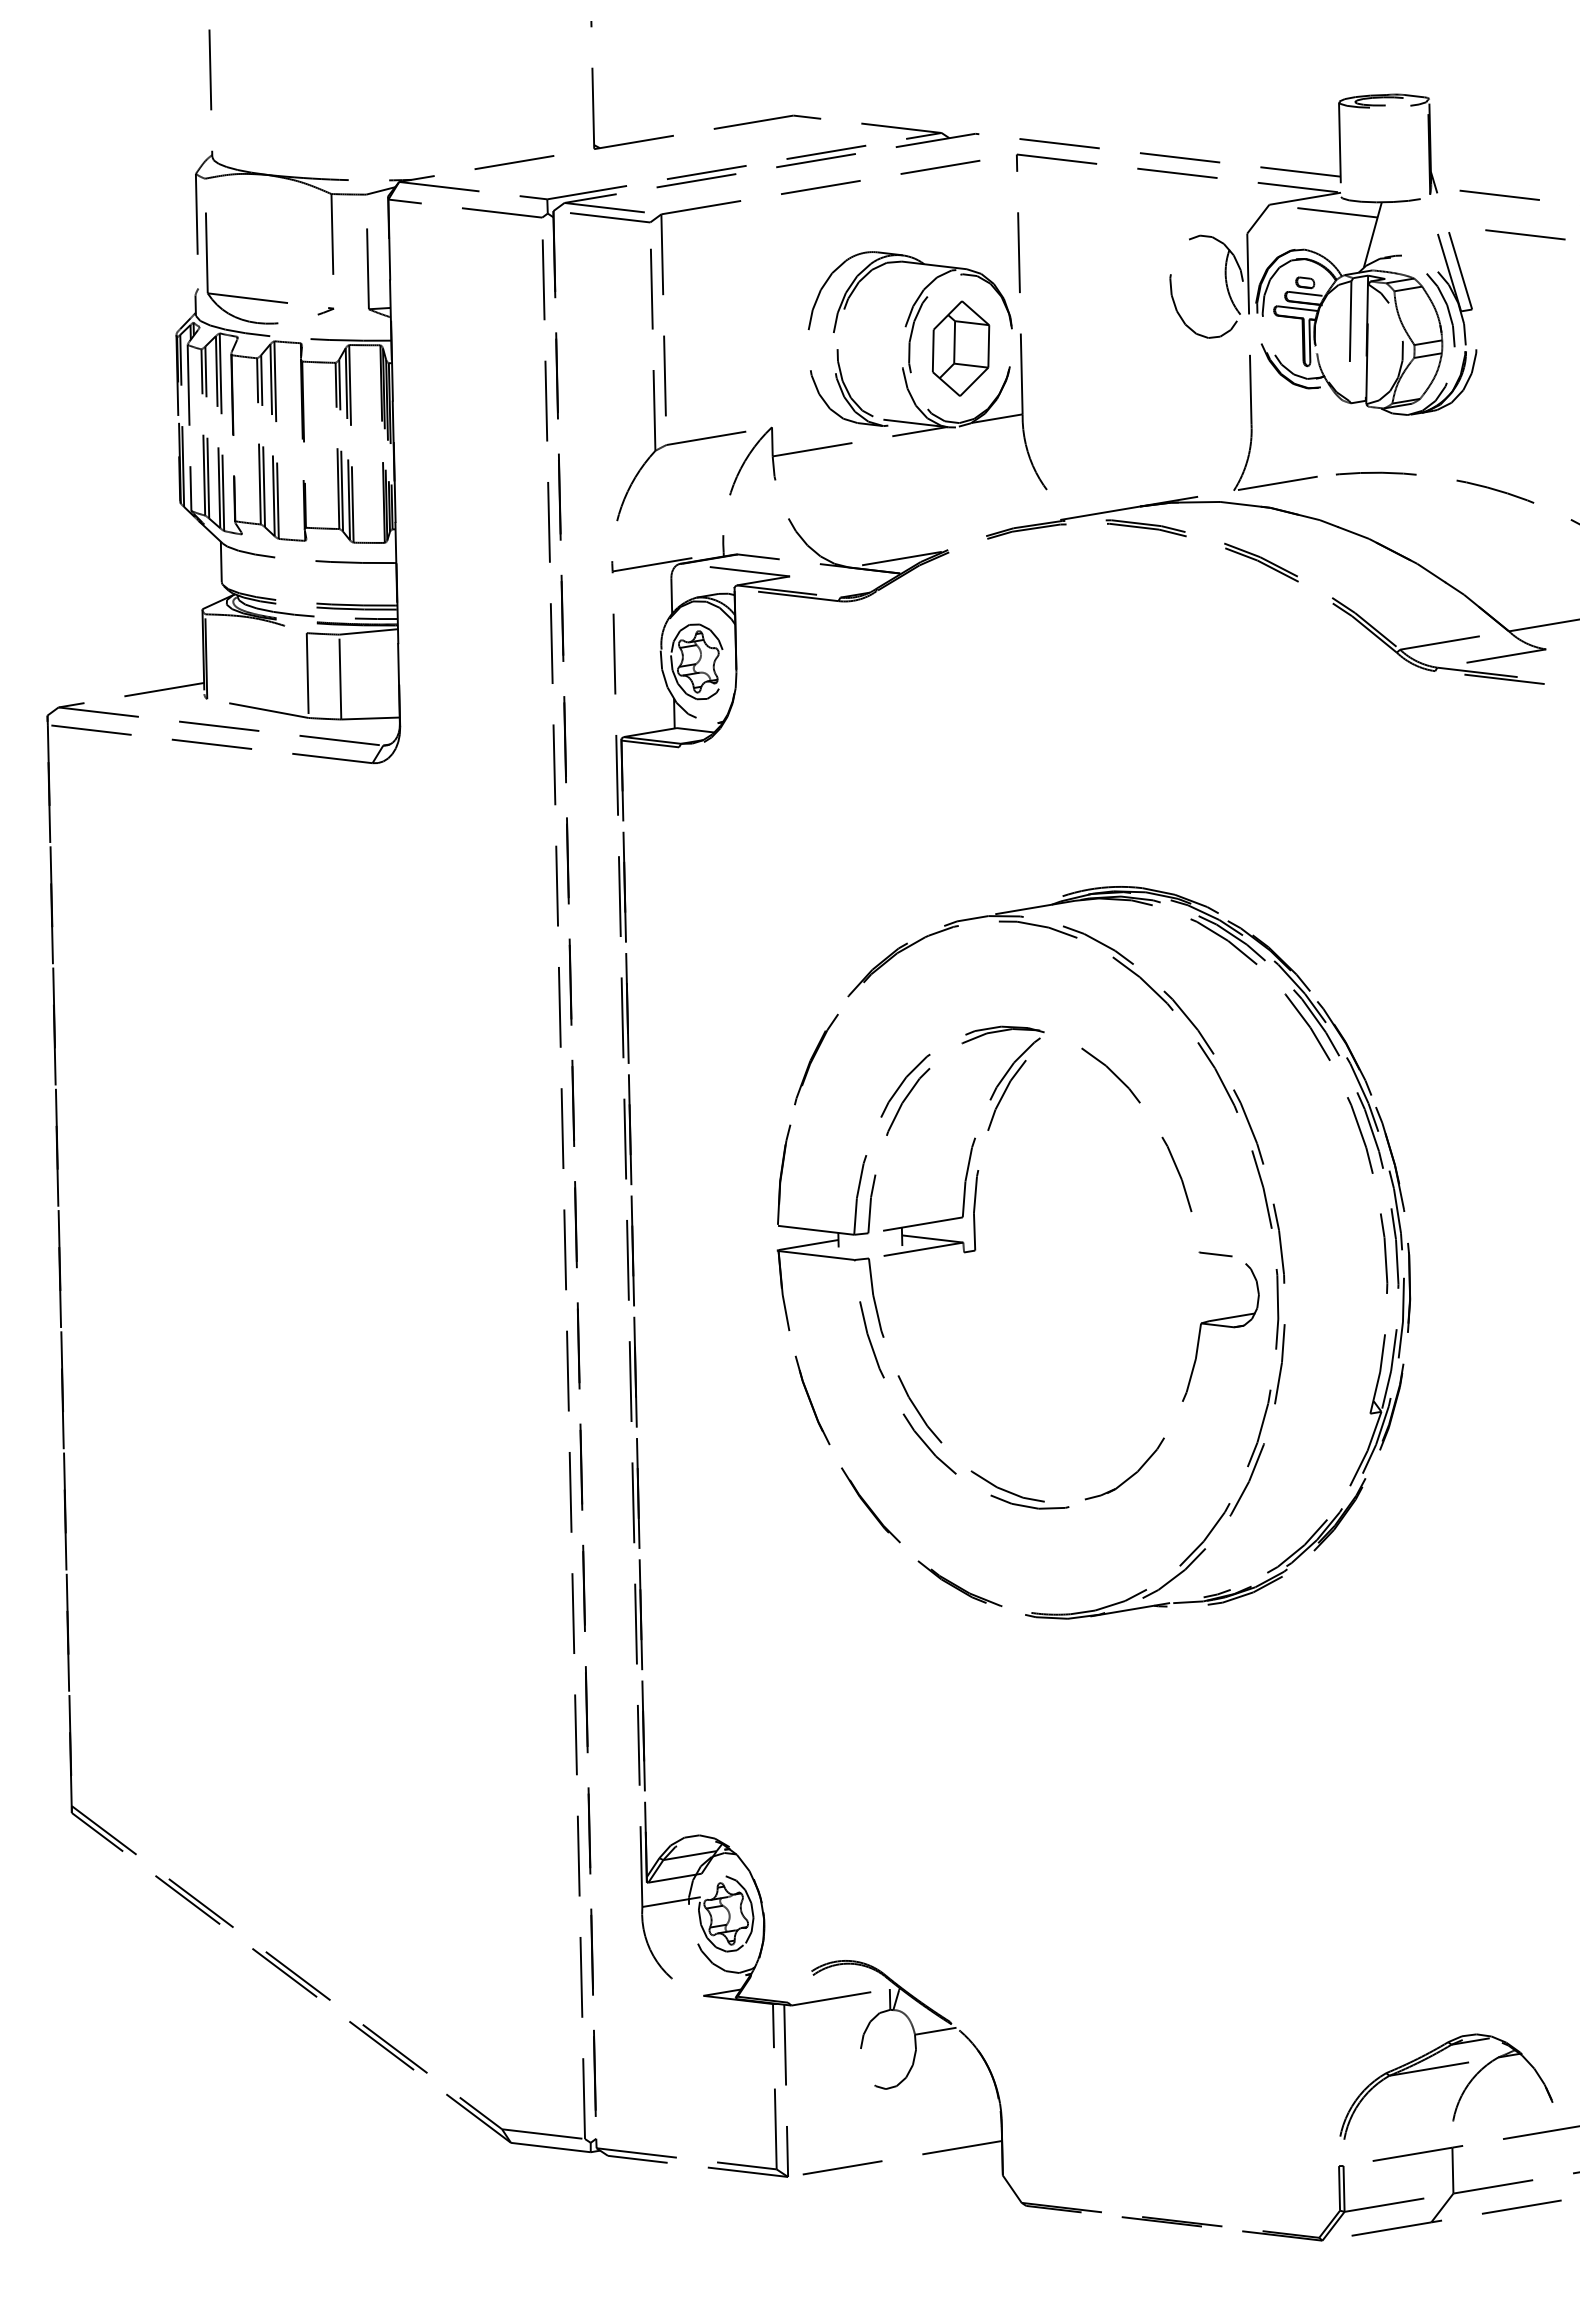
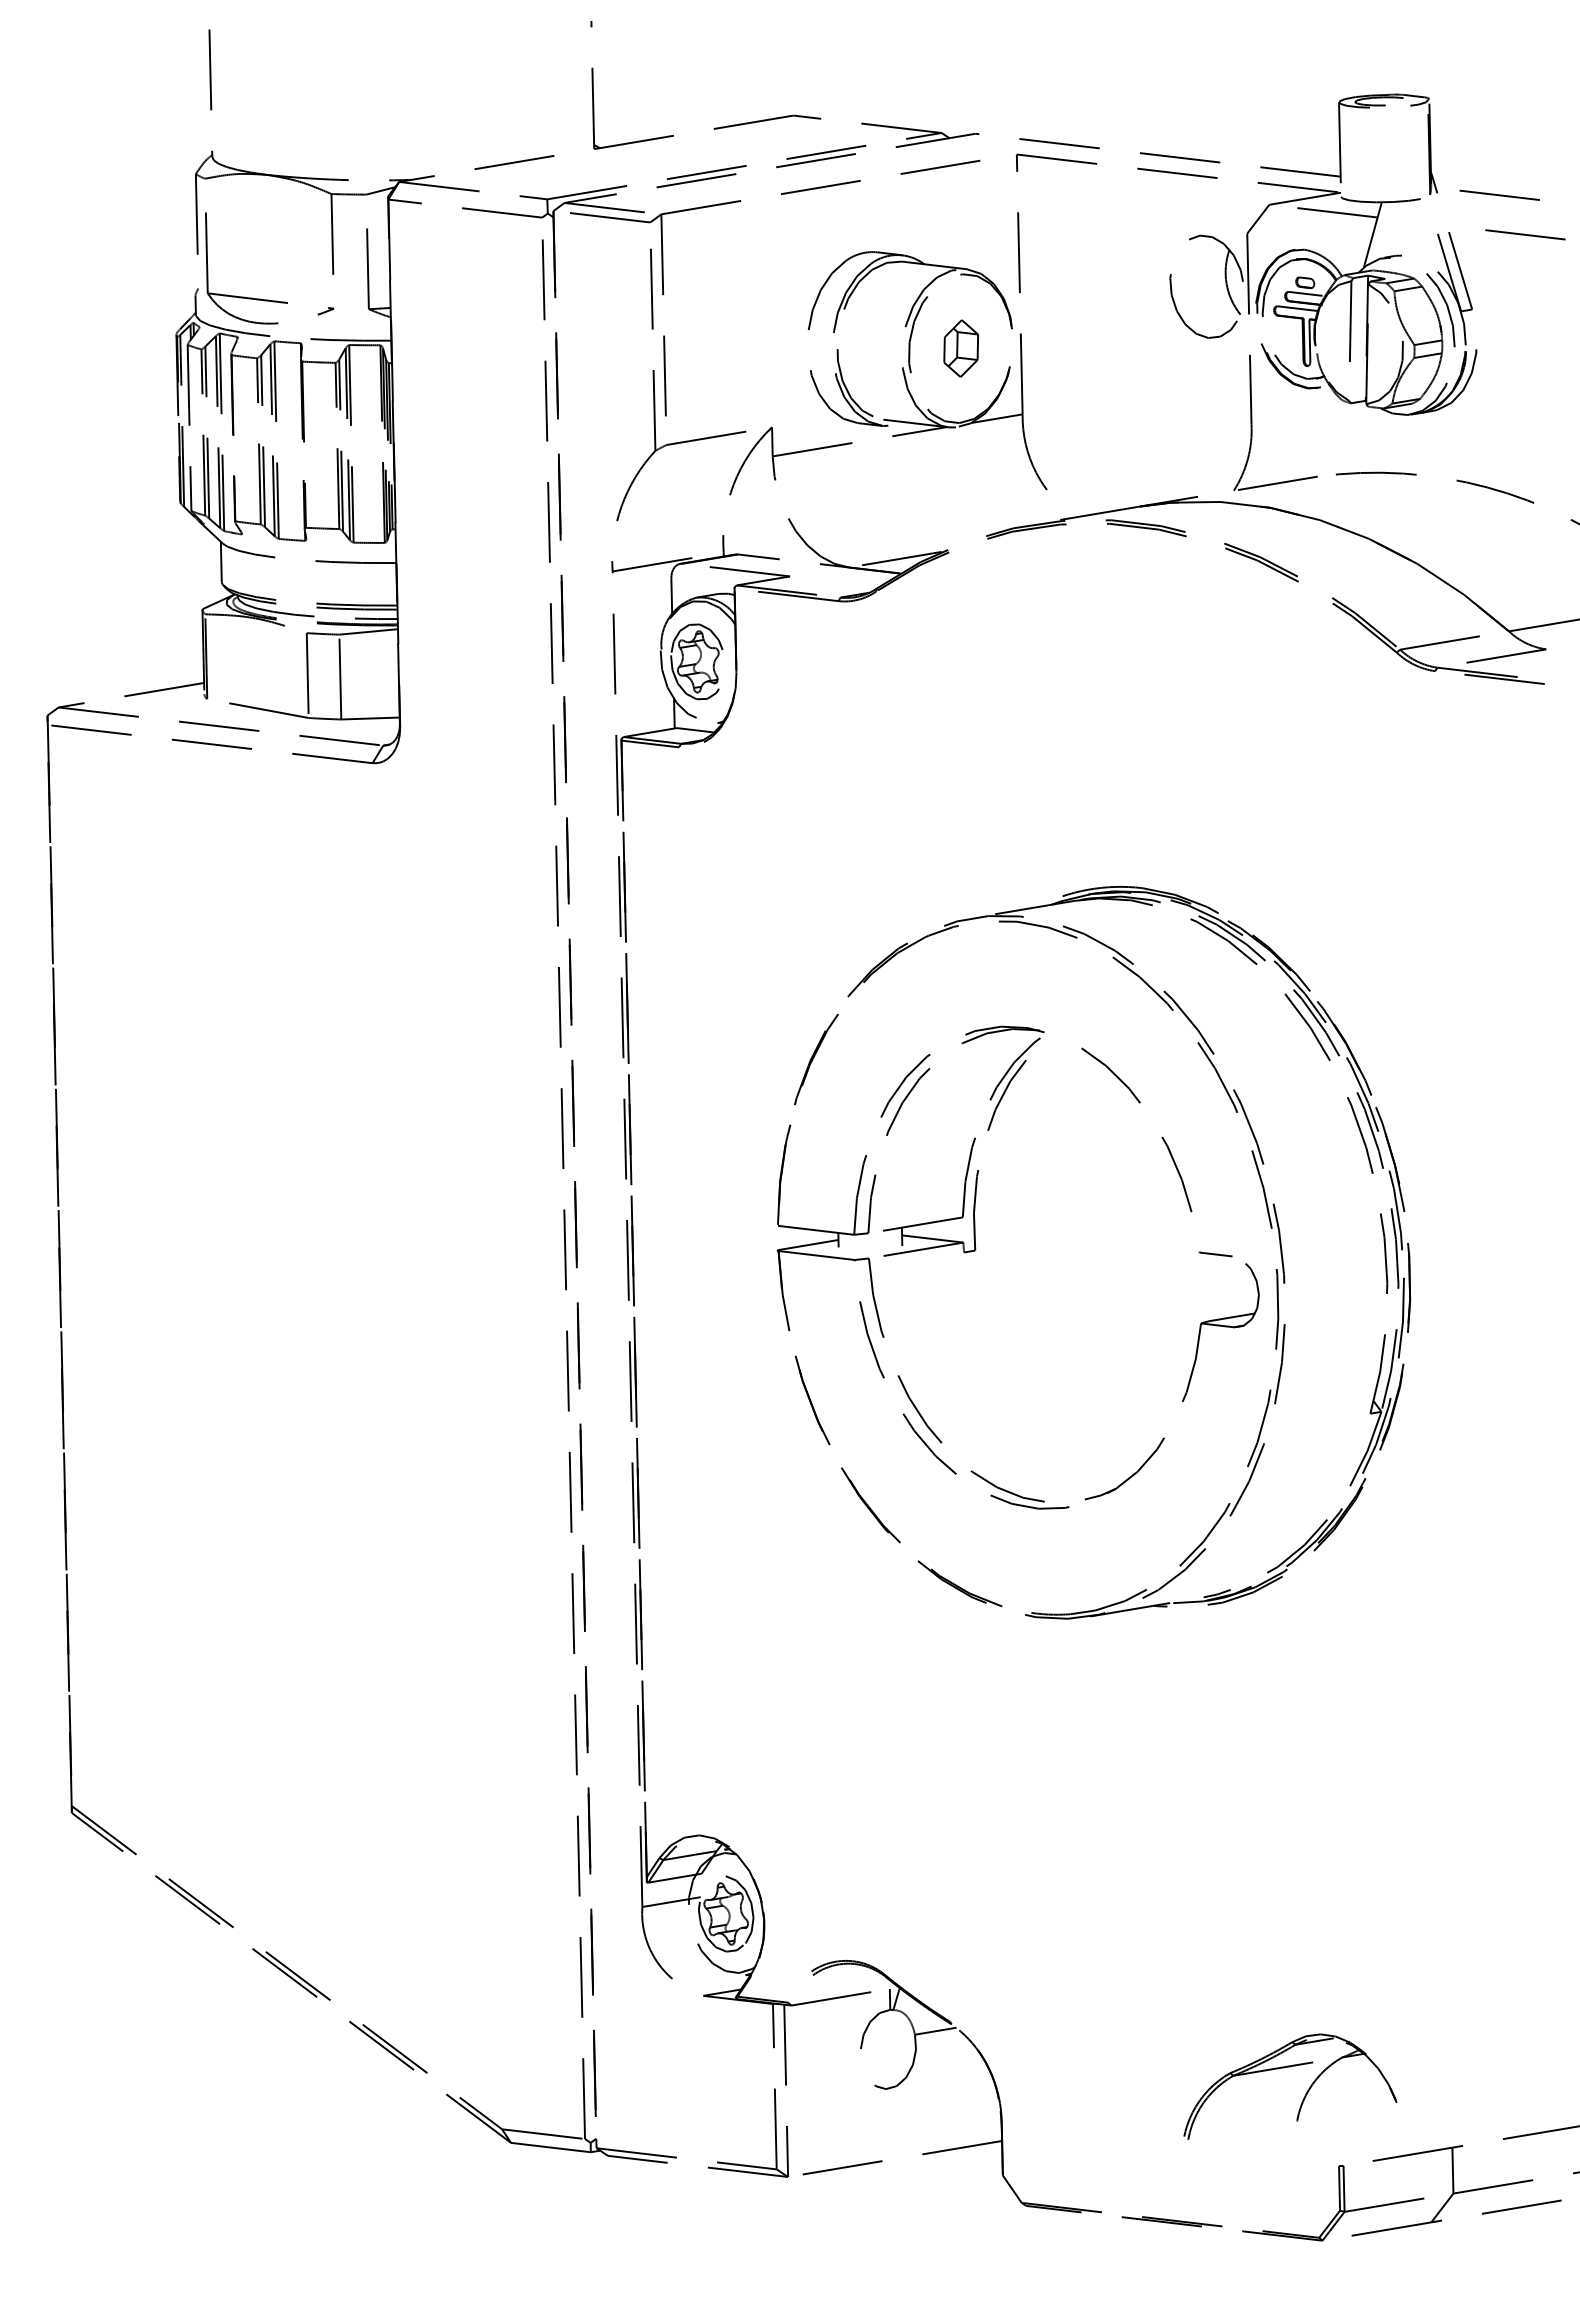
part size: 59x97 px -> 36x59 px (960, 348)
part position: (1461, 2093) -> (1305, 2093) (1305, 2093)
